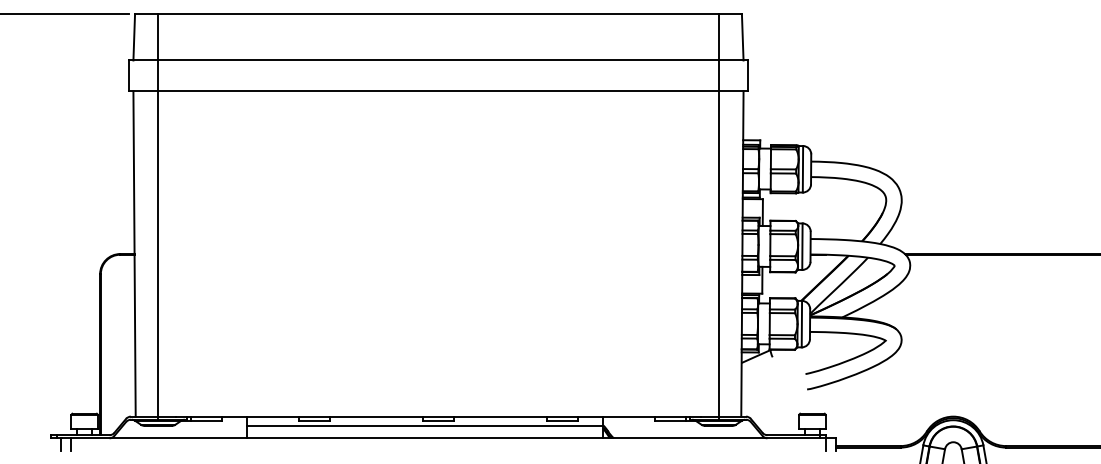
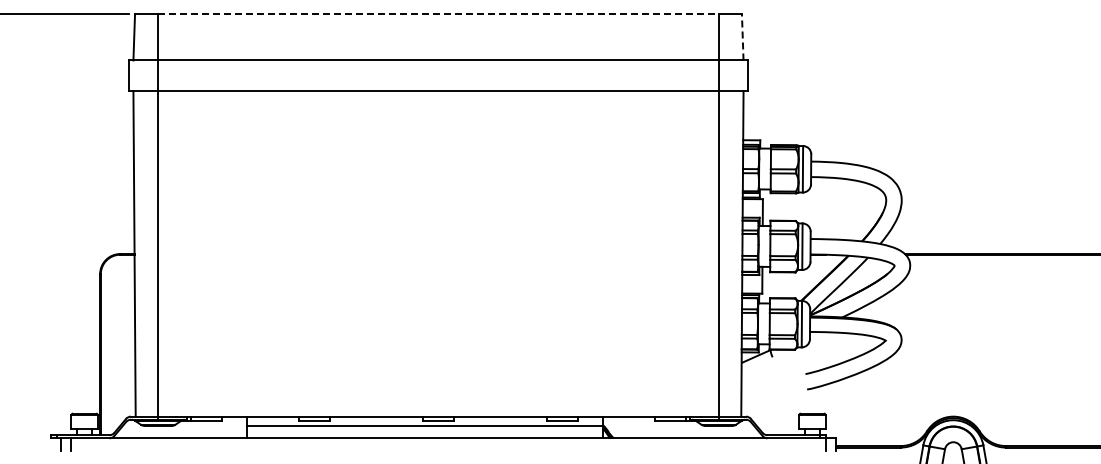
line: solid -> dashed (438, 14)
line: solid -> dashed (742, 36)
